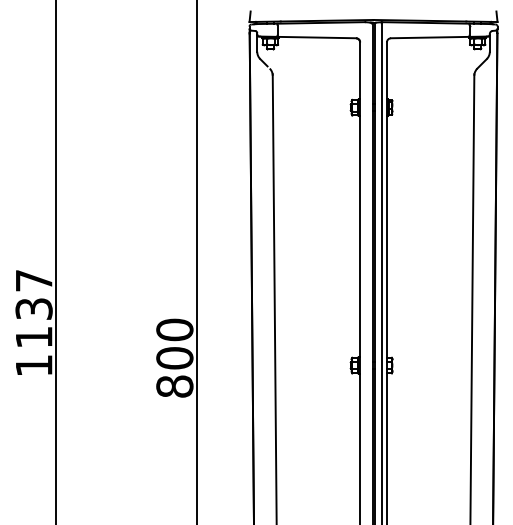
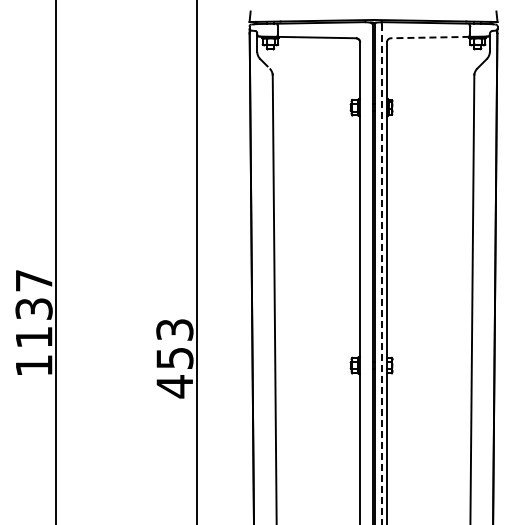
line: solid -> dashed (429, 37)
line: solid -> dashed (381, 275)
text: 800 -> 453 (174, 358)
